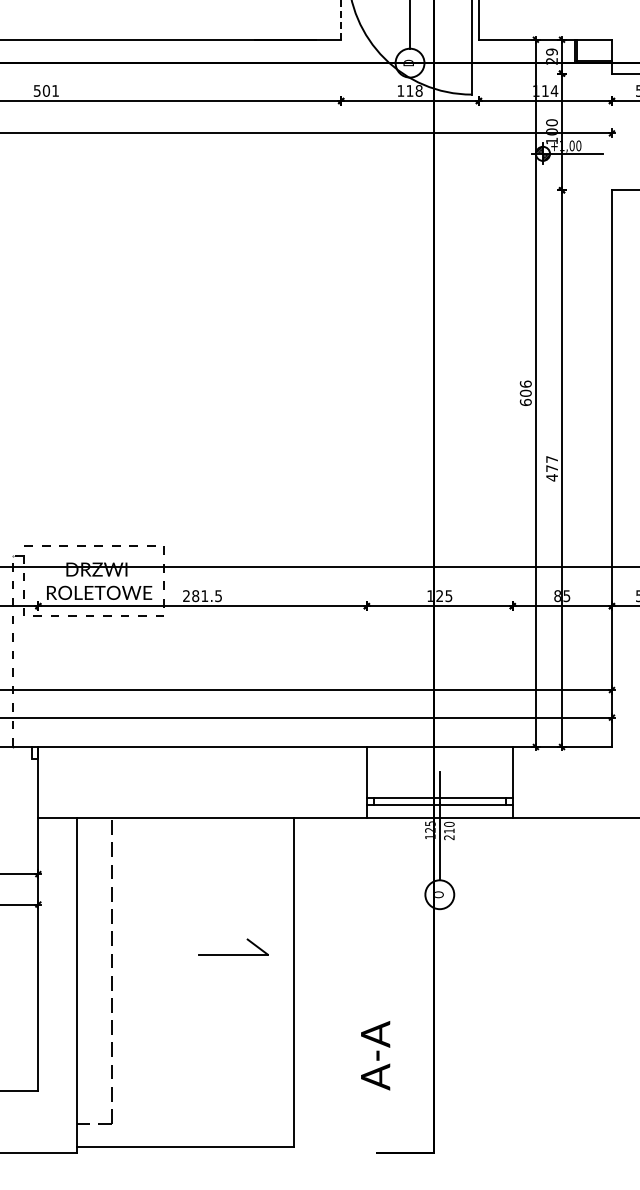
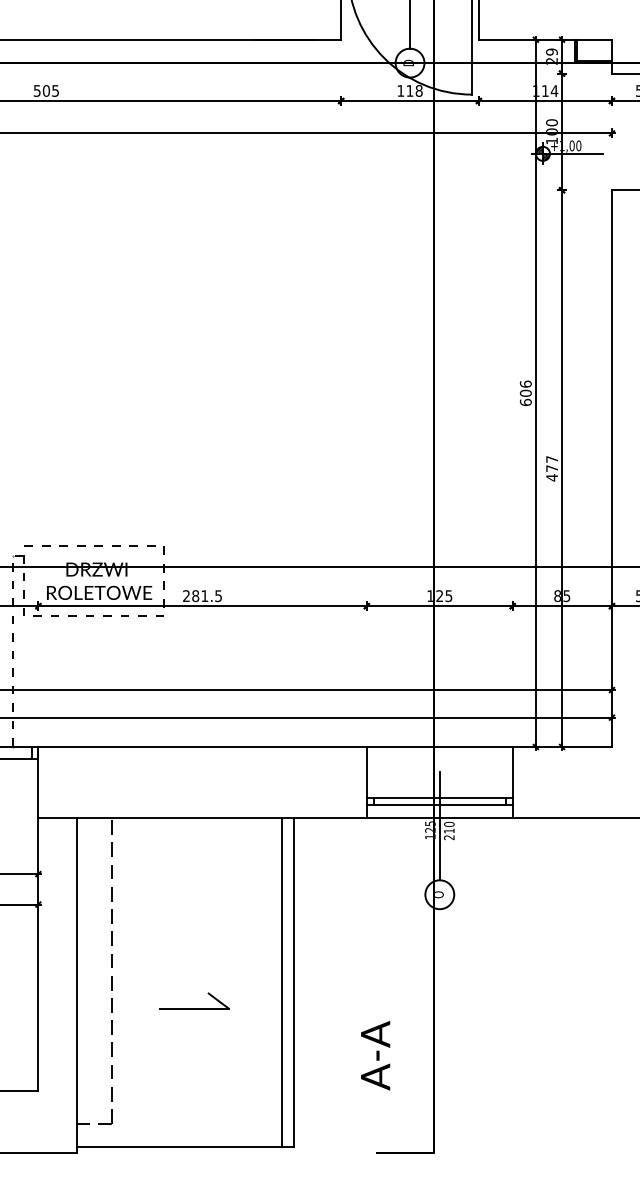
line: dashed -> solid (341, 19)
text: 501 -> 505 (55, 90)
line: none -> present (16, 758)
part position: (233, 954) -> (194, 1008) (194, 1008)
line: none -> present (281, 982)
